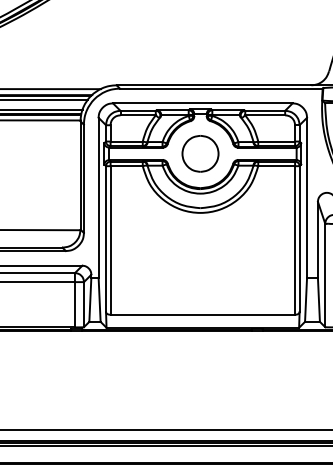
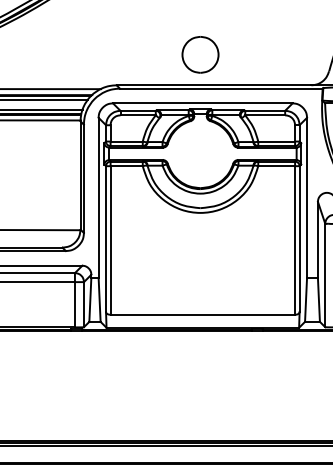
part position: (200, 153) -> (200, 54) (200, 54)
line: present -> none (165, 430)
